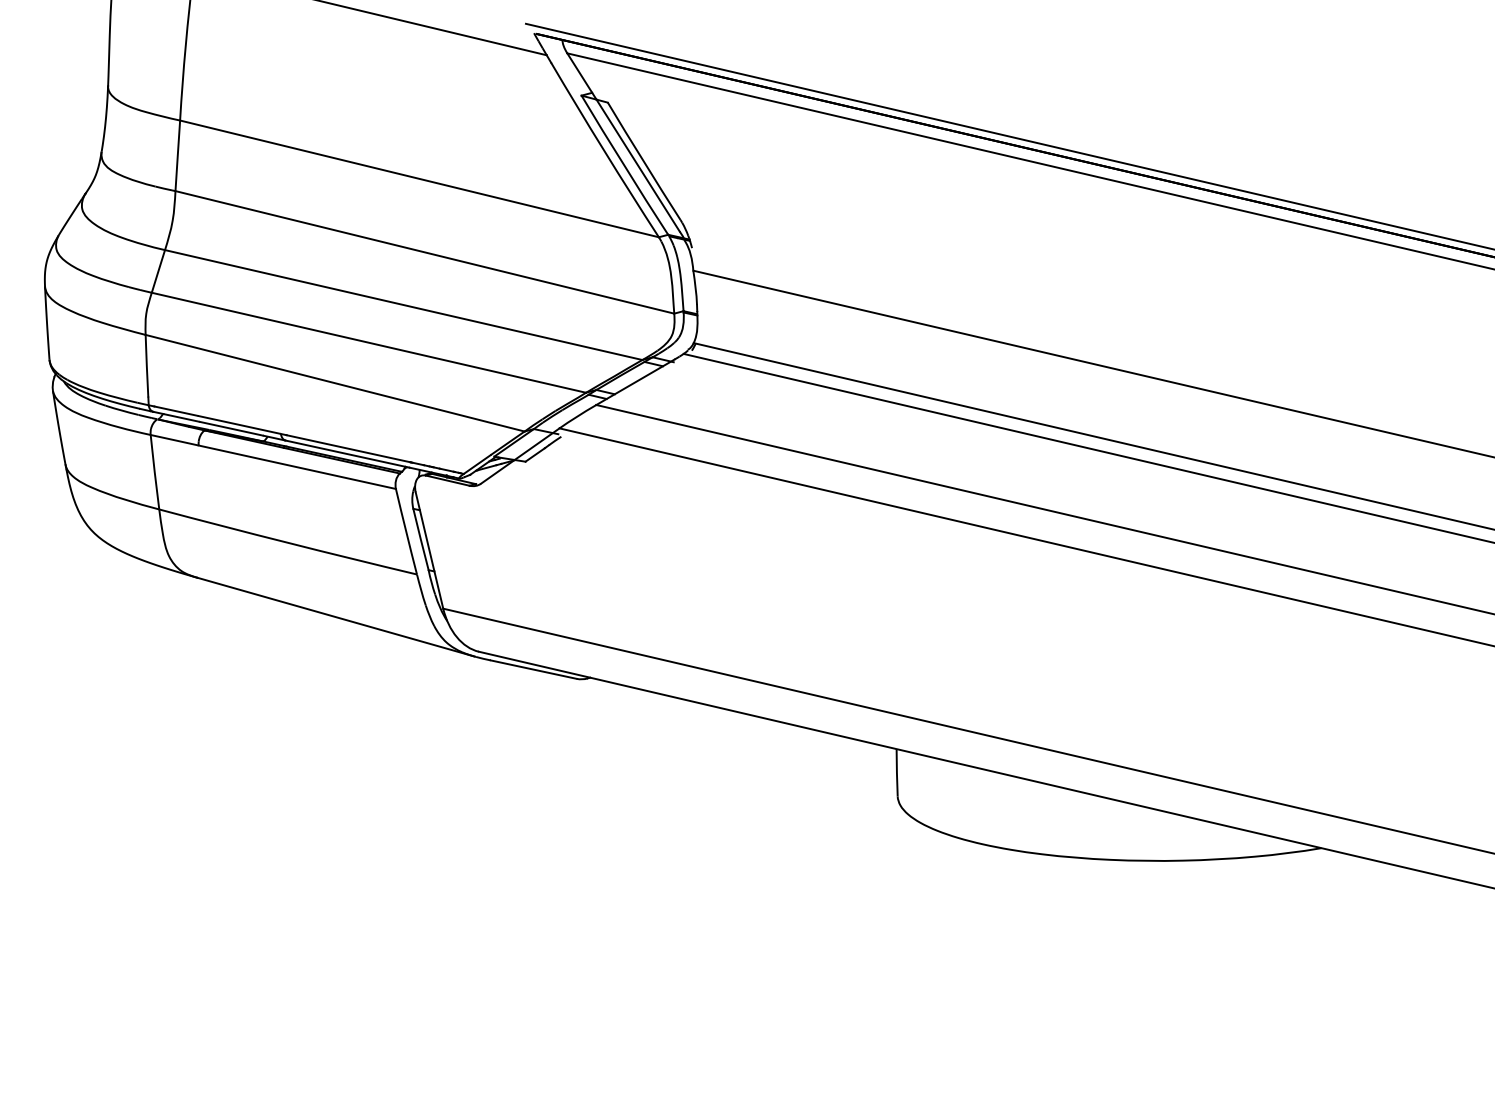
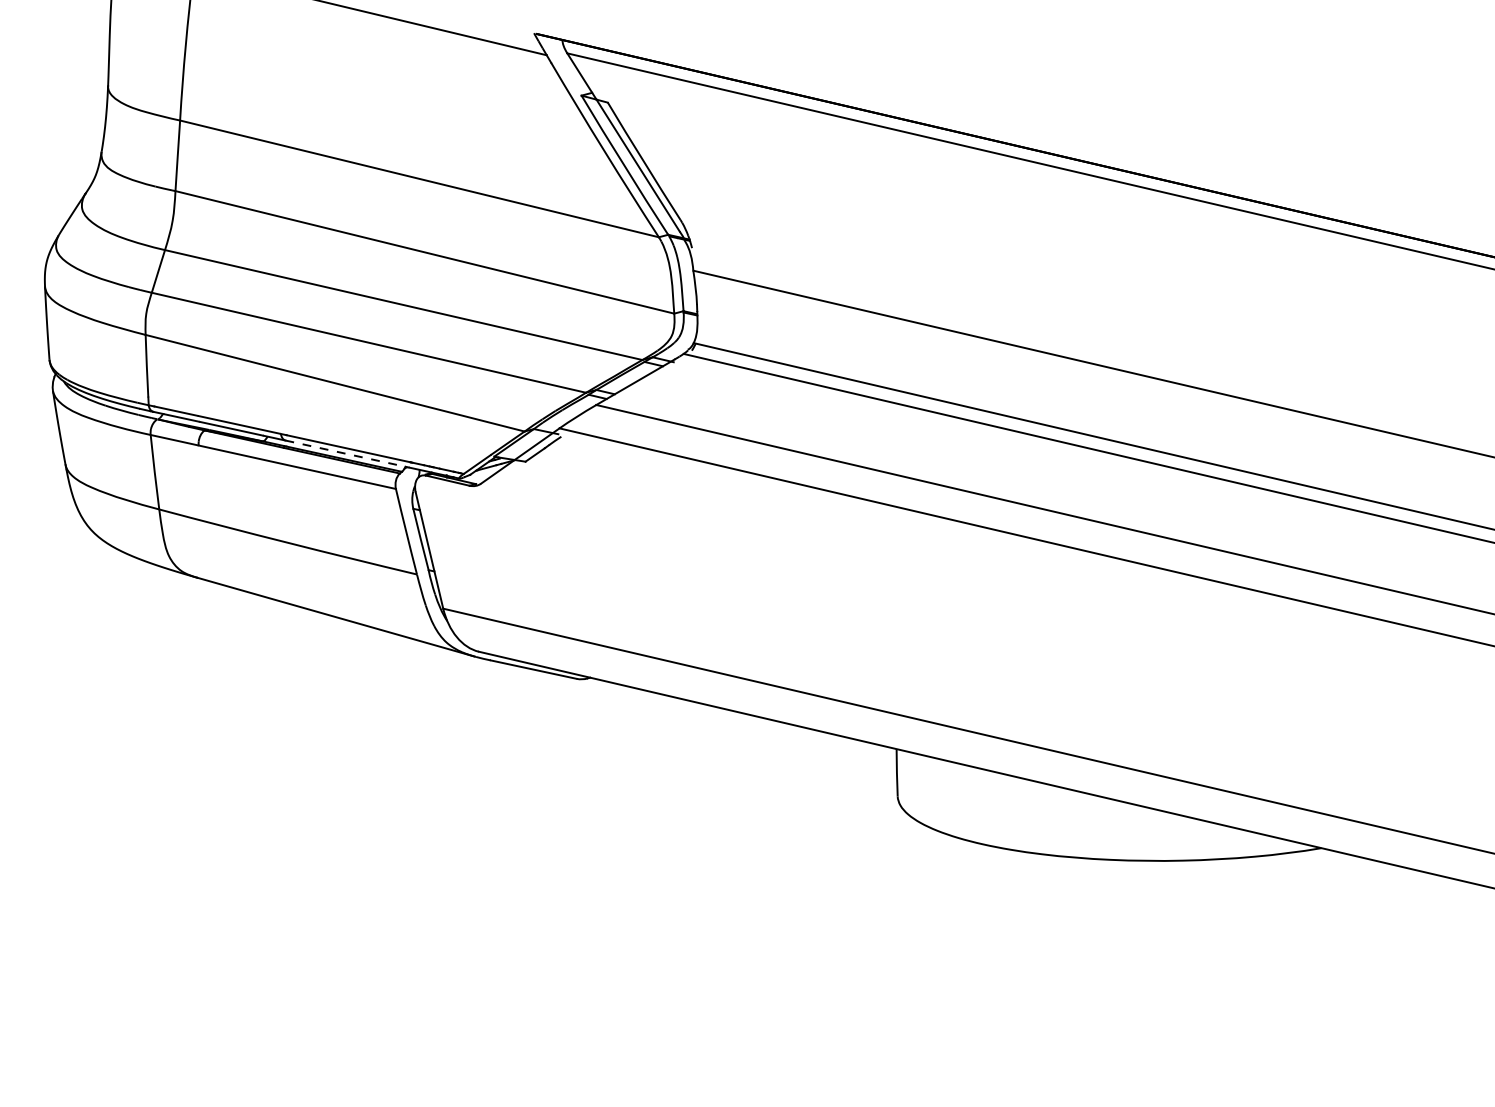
line: present -> none (1008, 135)
line: solid -> dashed (348, 454)
